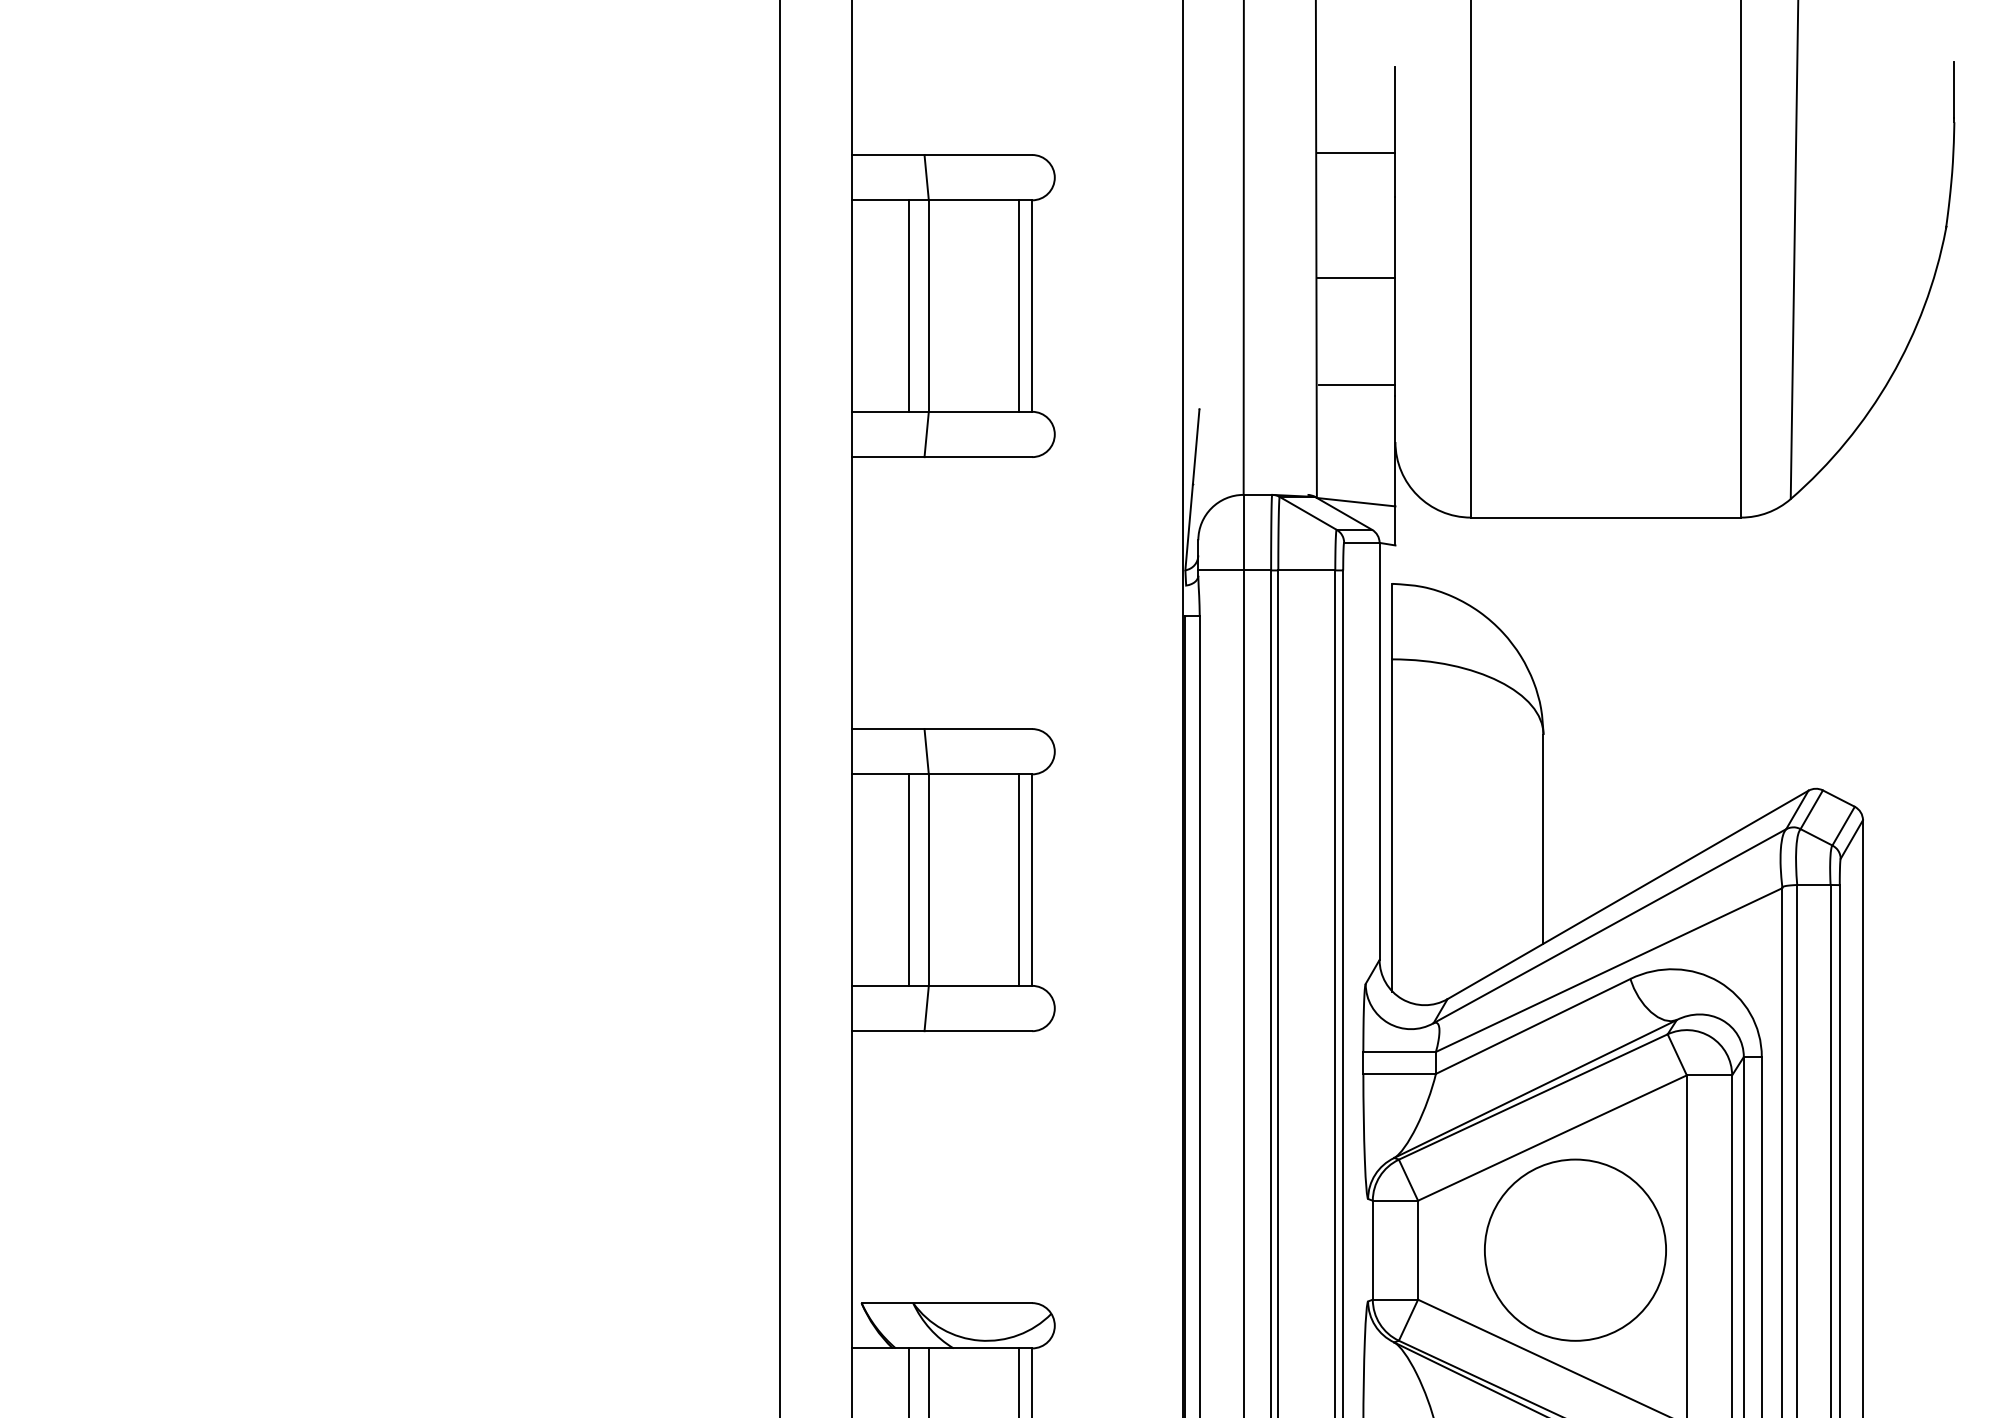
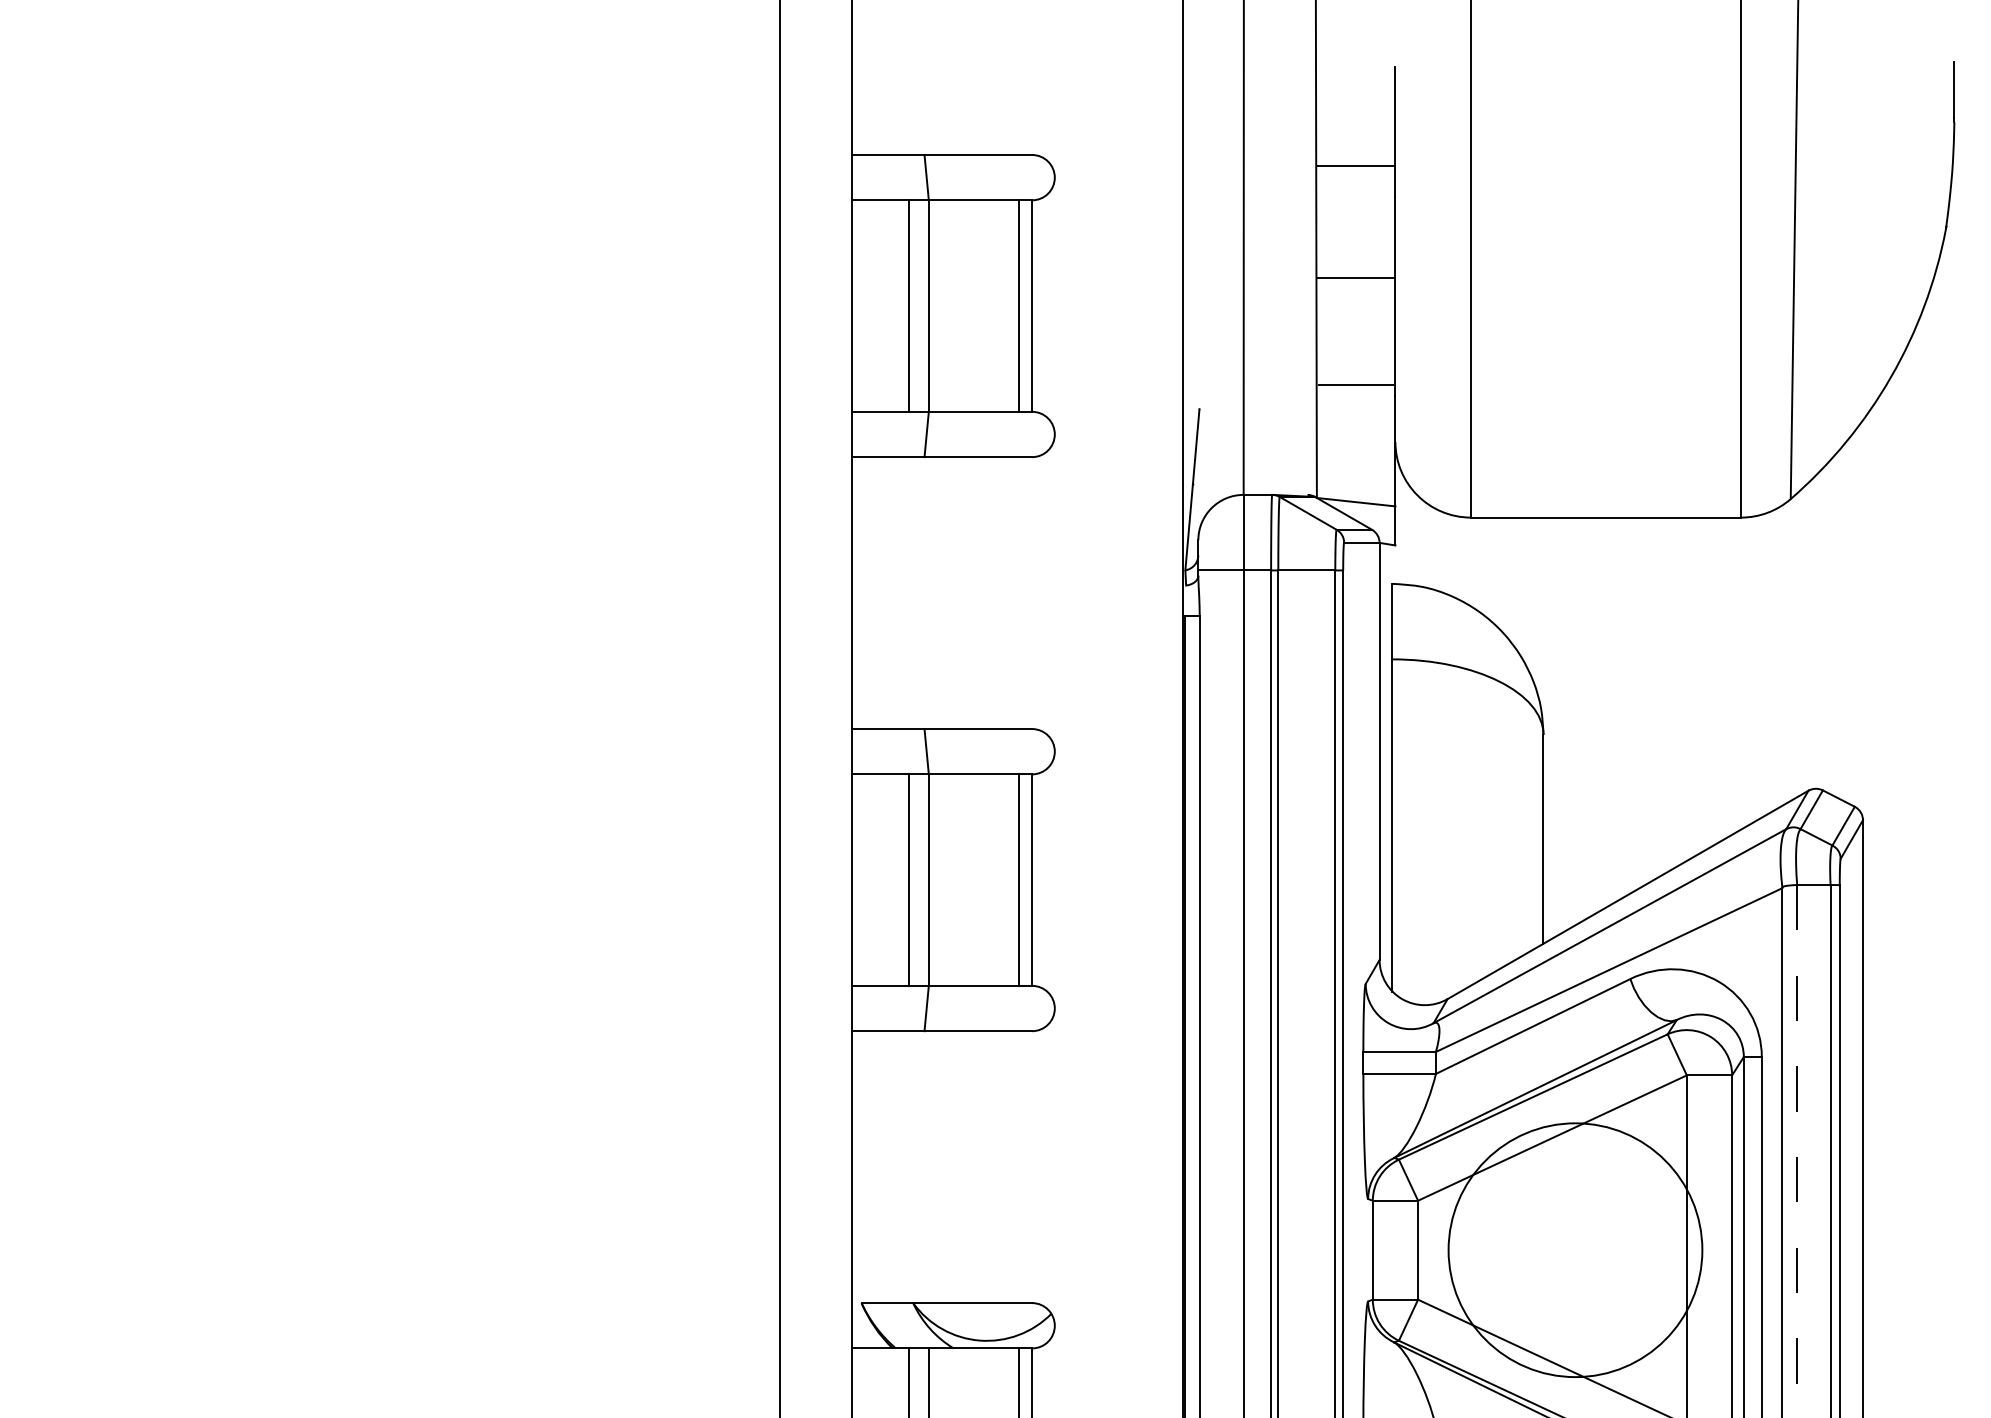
line position: (1355, 153) -> (1355, 166) (1355, 166)
line: solid -> dashed (1797, 1151)
circle diameter: 181 px -> 254 px (1575, 1250)
